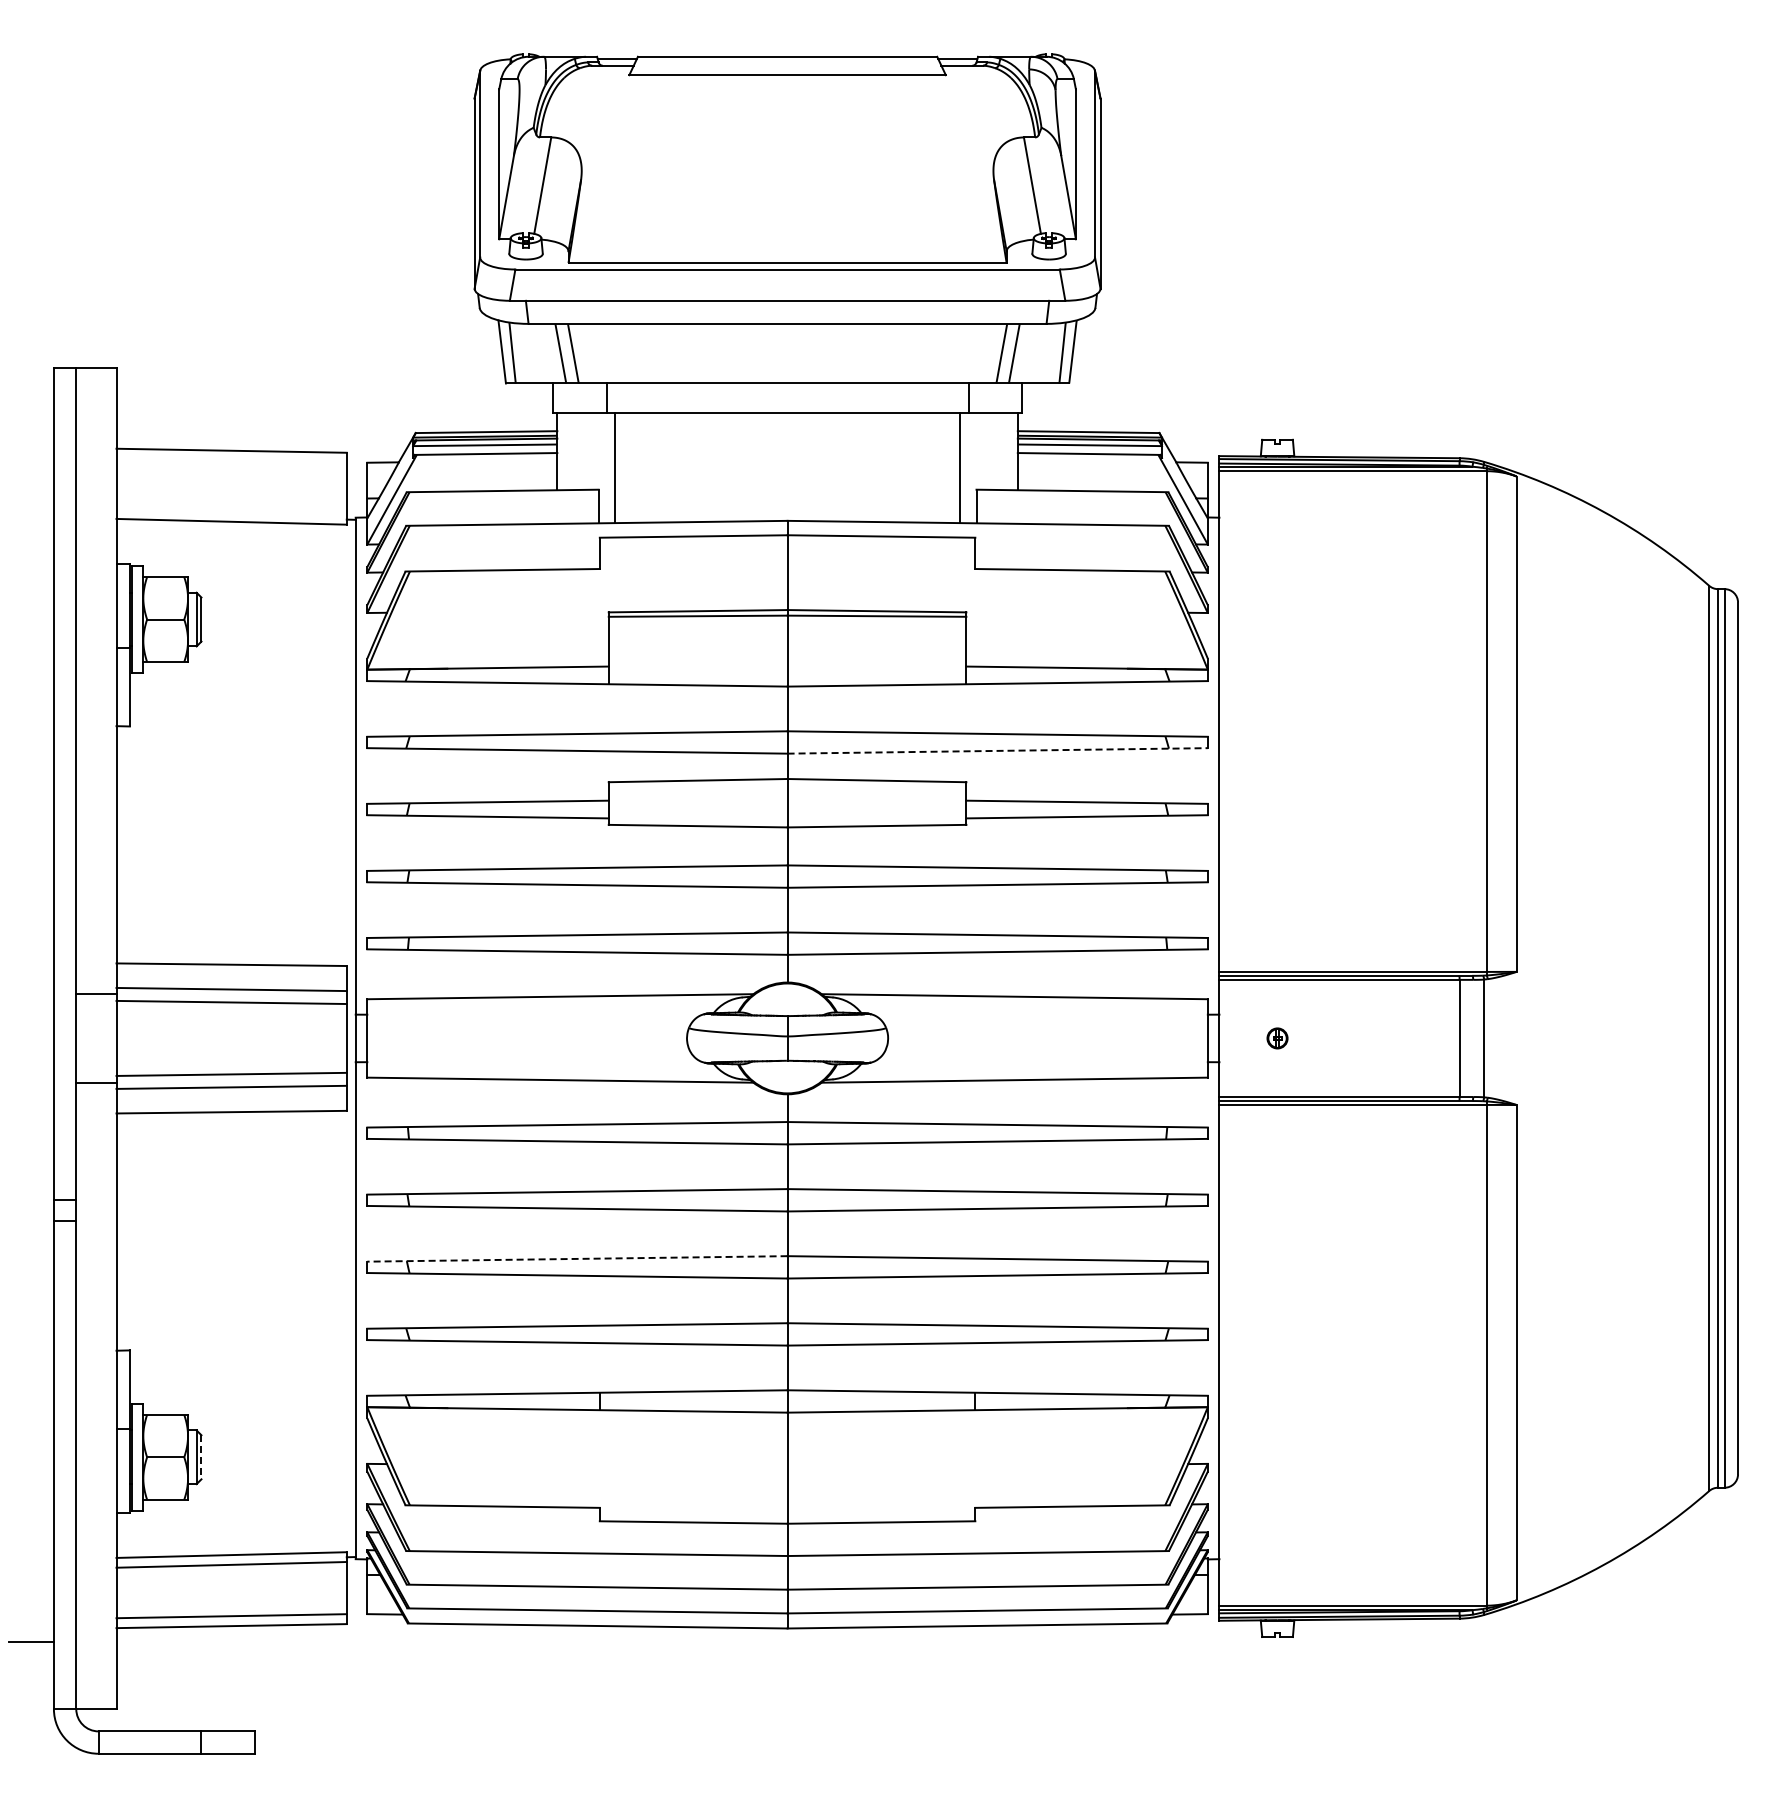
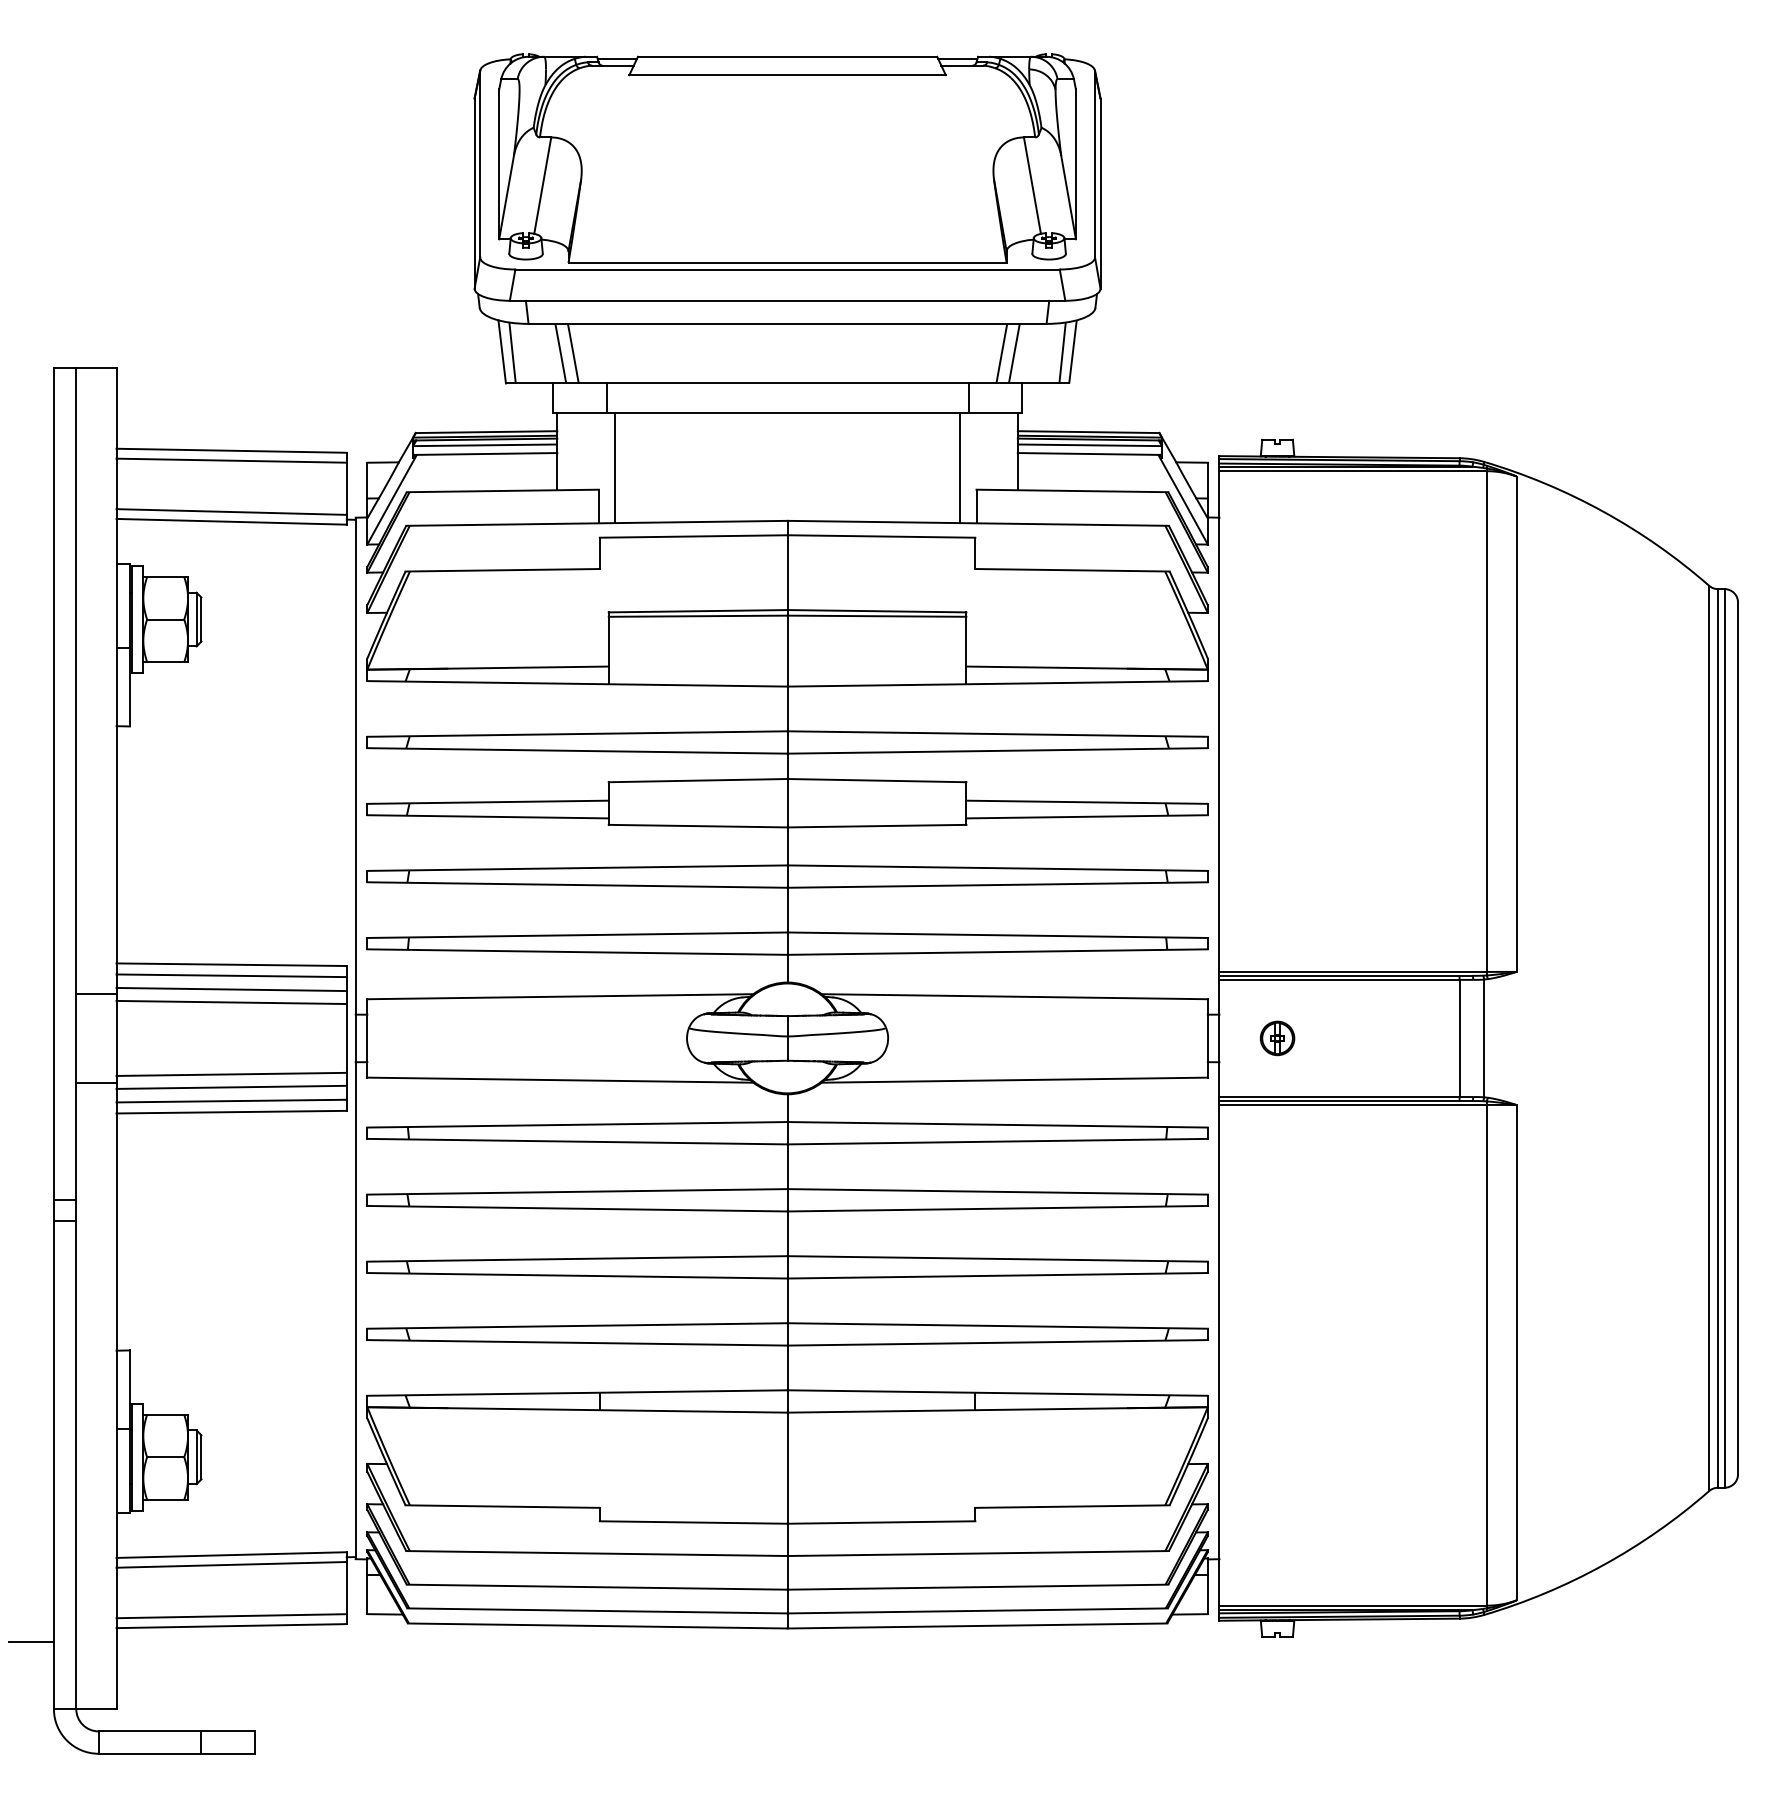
line: none -> present (231, 460)
line: none -> present (231, 511)
line: dashed -> solid (998, 750)
line: none -> present (231, 975)
part size: 23x23 px -> 37x37 px (1277, 1038)
line: none -> present (231, 1100)
line: dashed -> solid (576, 1258)
line: dashed -> solid (201, 1457)
